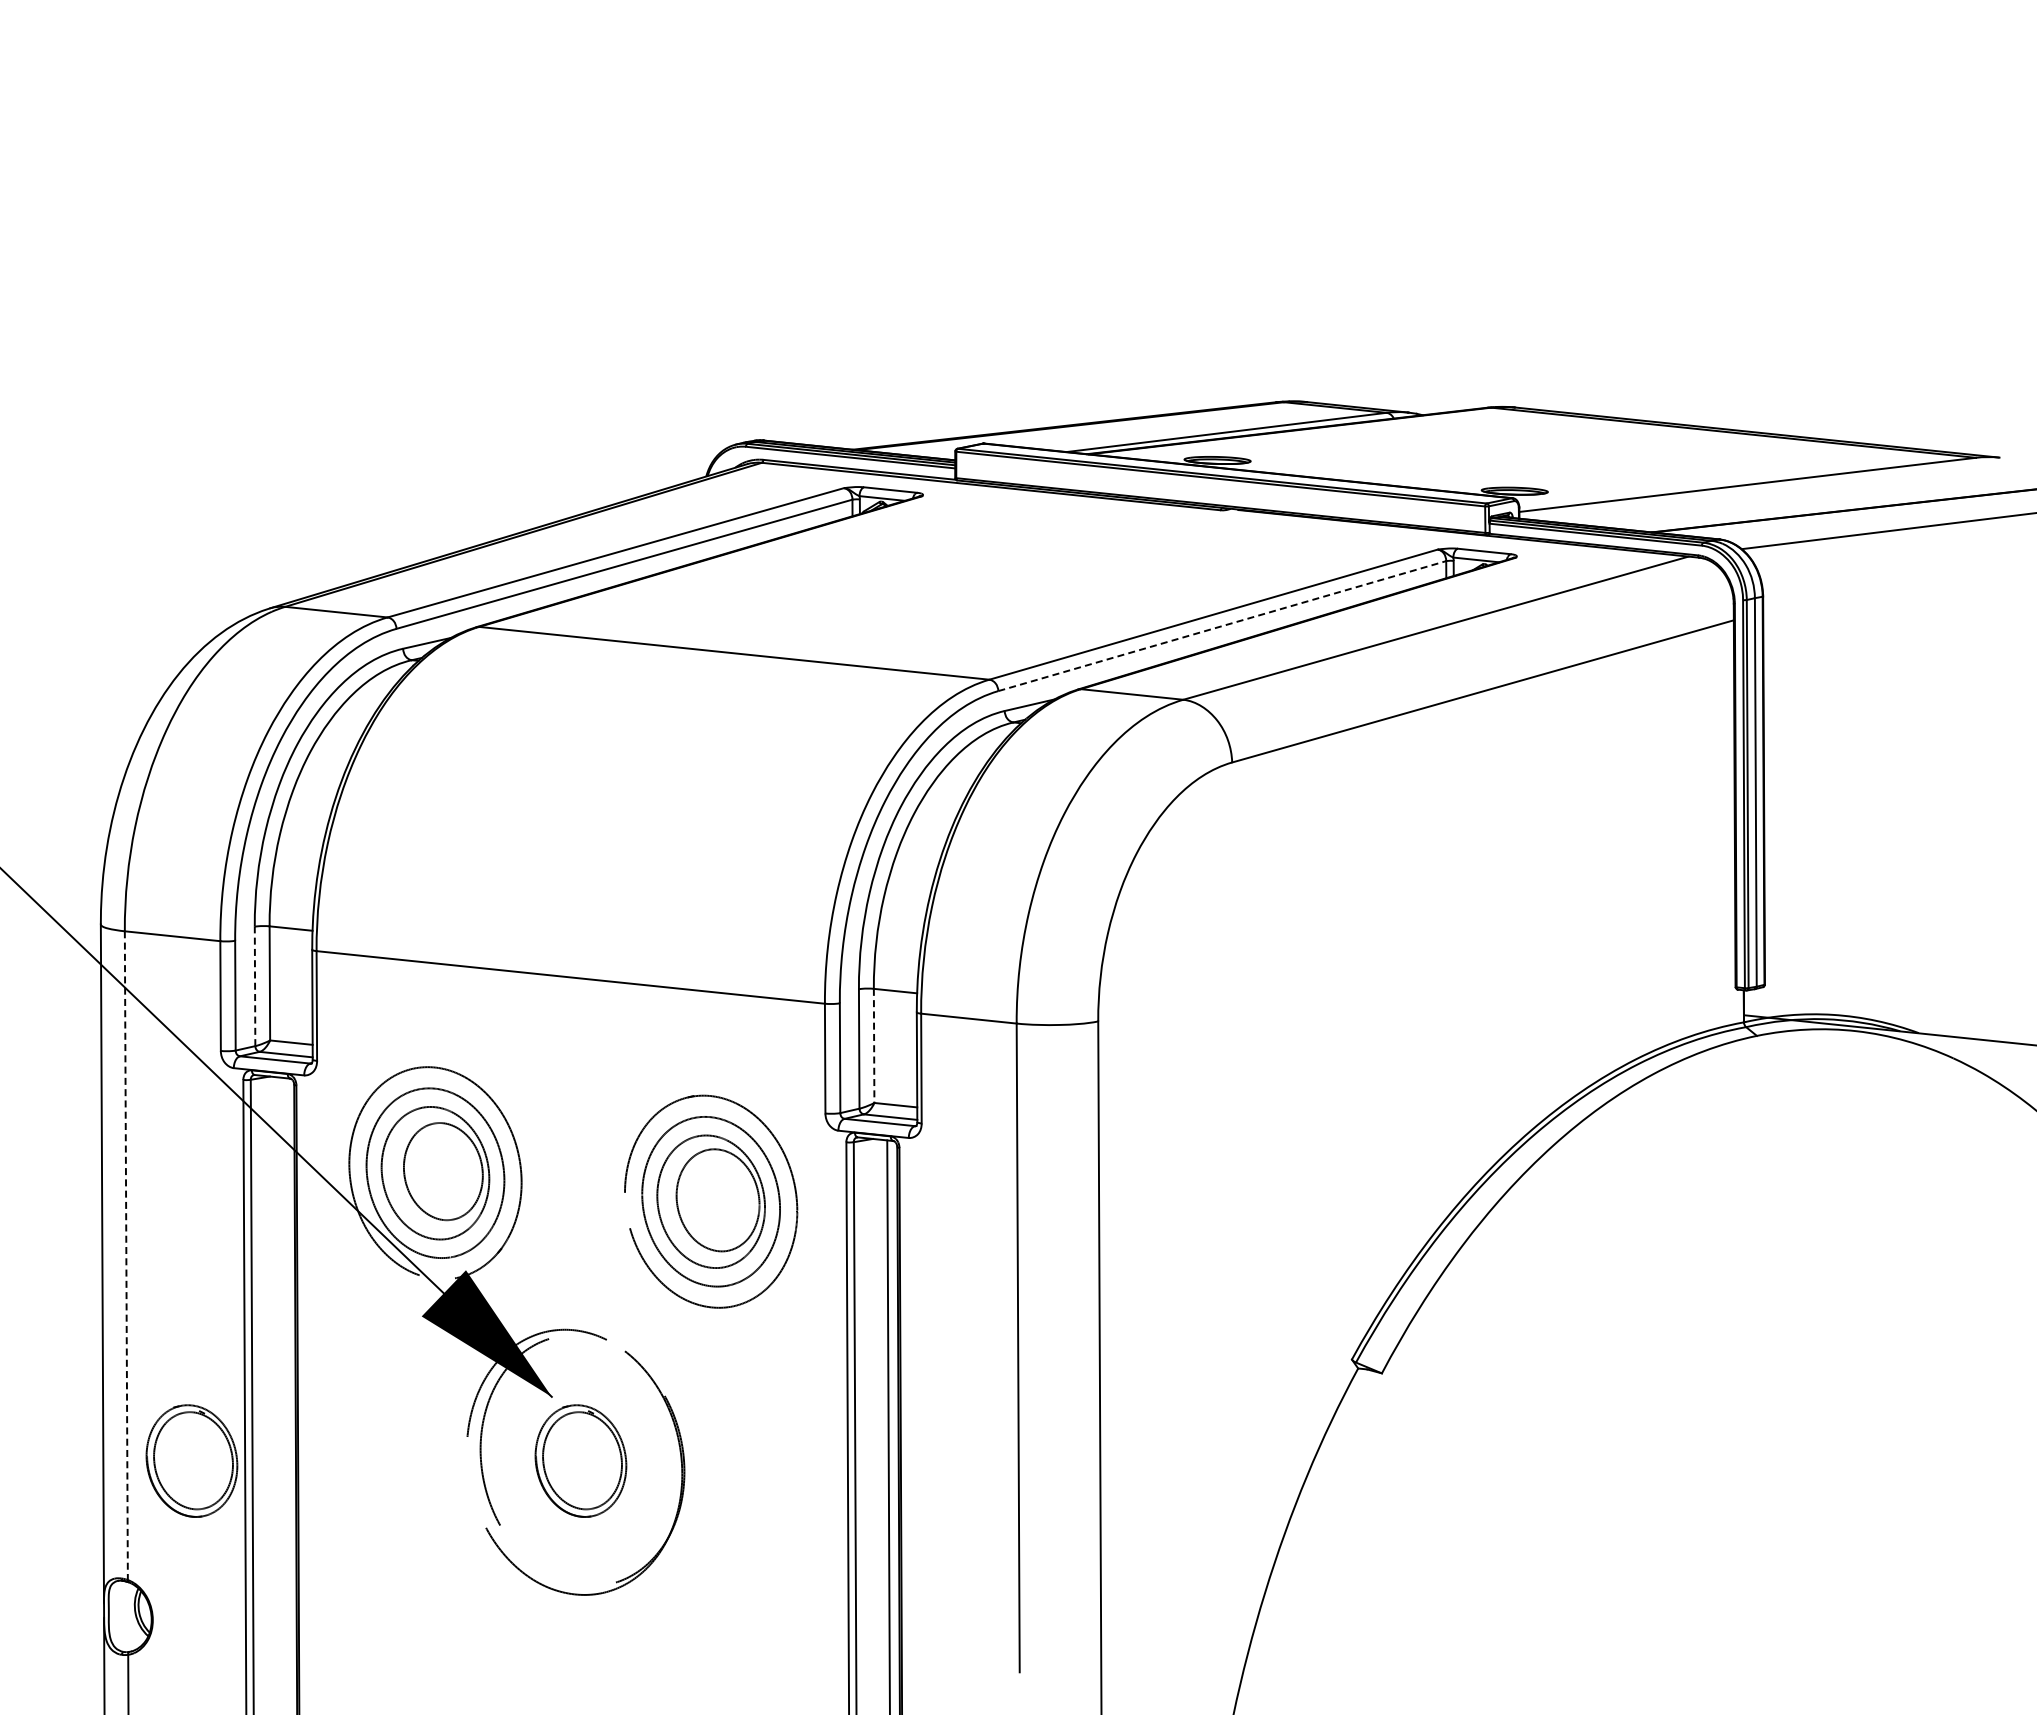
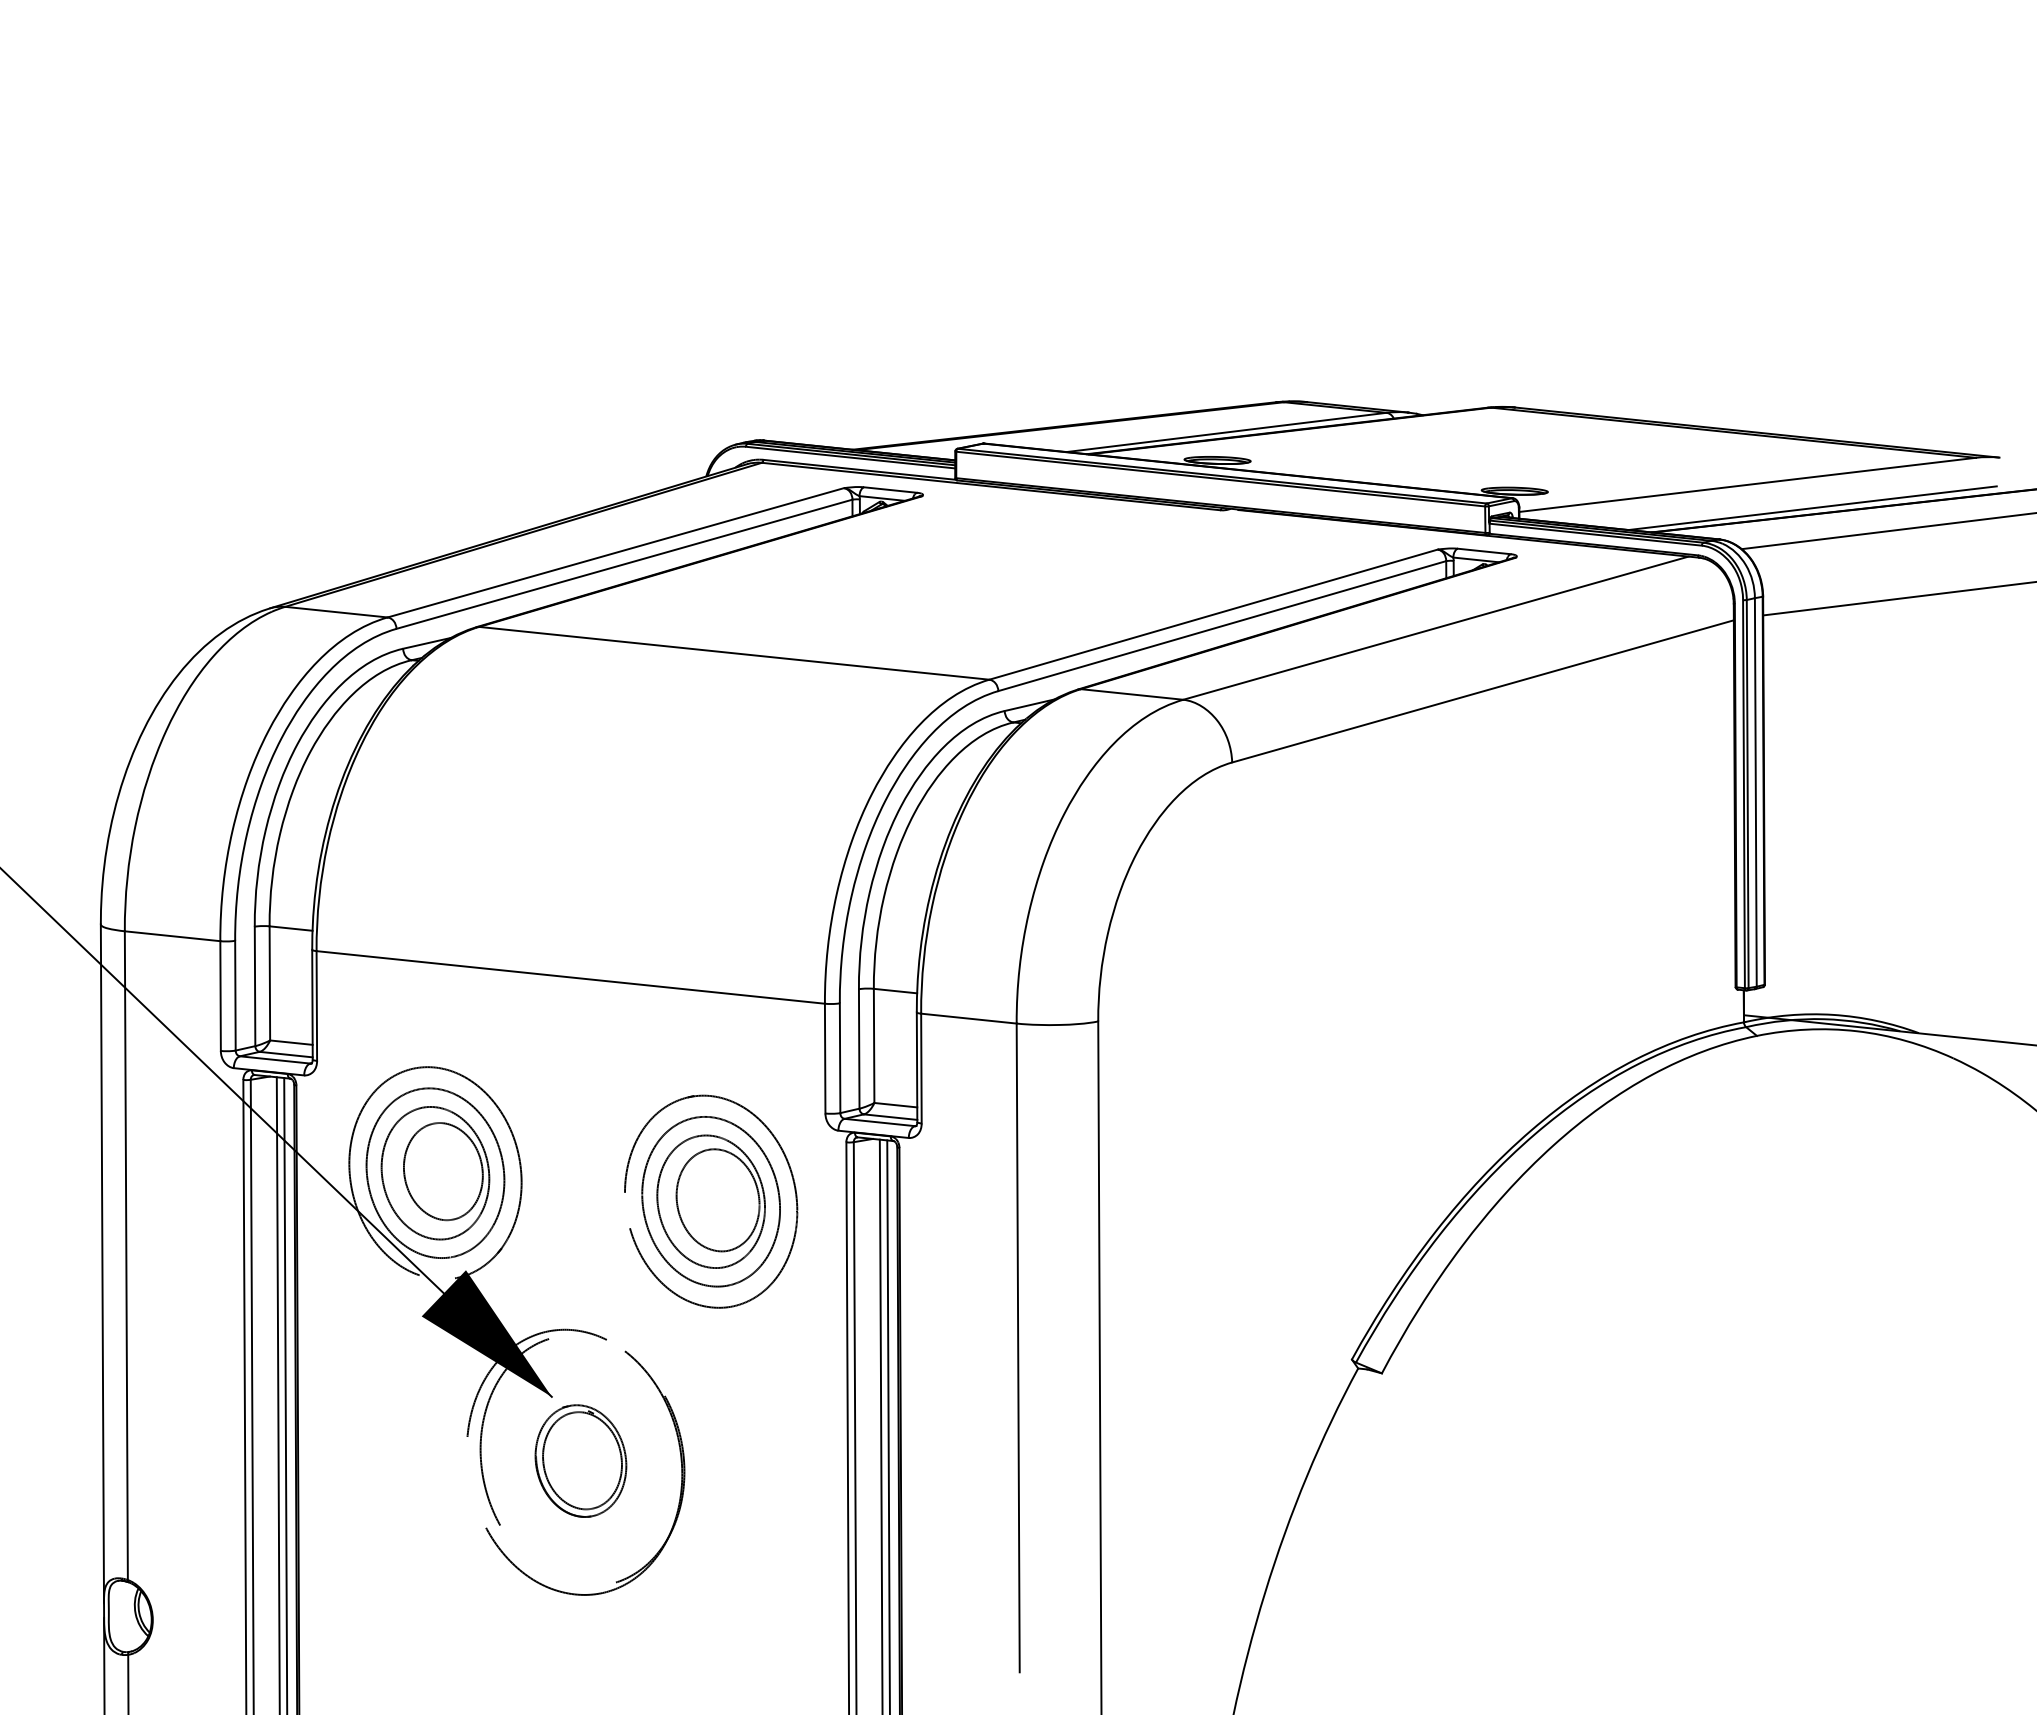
line: none -> present (1812, 508)
line: none -> present (1898, 598)
line: dashed -> solid (1222, 625)
line: dashed -> solid (255, 986)
line: dashed -> solid (874, 1046)
line: dashed -> solid (126, 1256)
line: none -> present (277, 1394)
line: none -> present (285, 1394)
line: none -> present (880, 1425)
part: present -> none (191, 1460)
